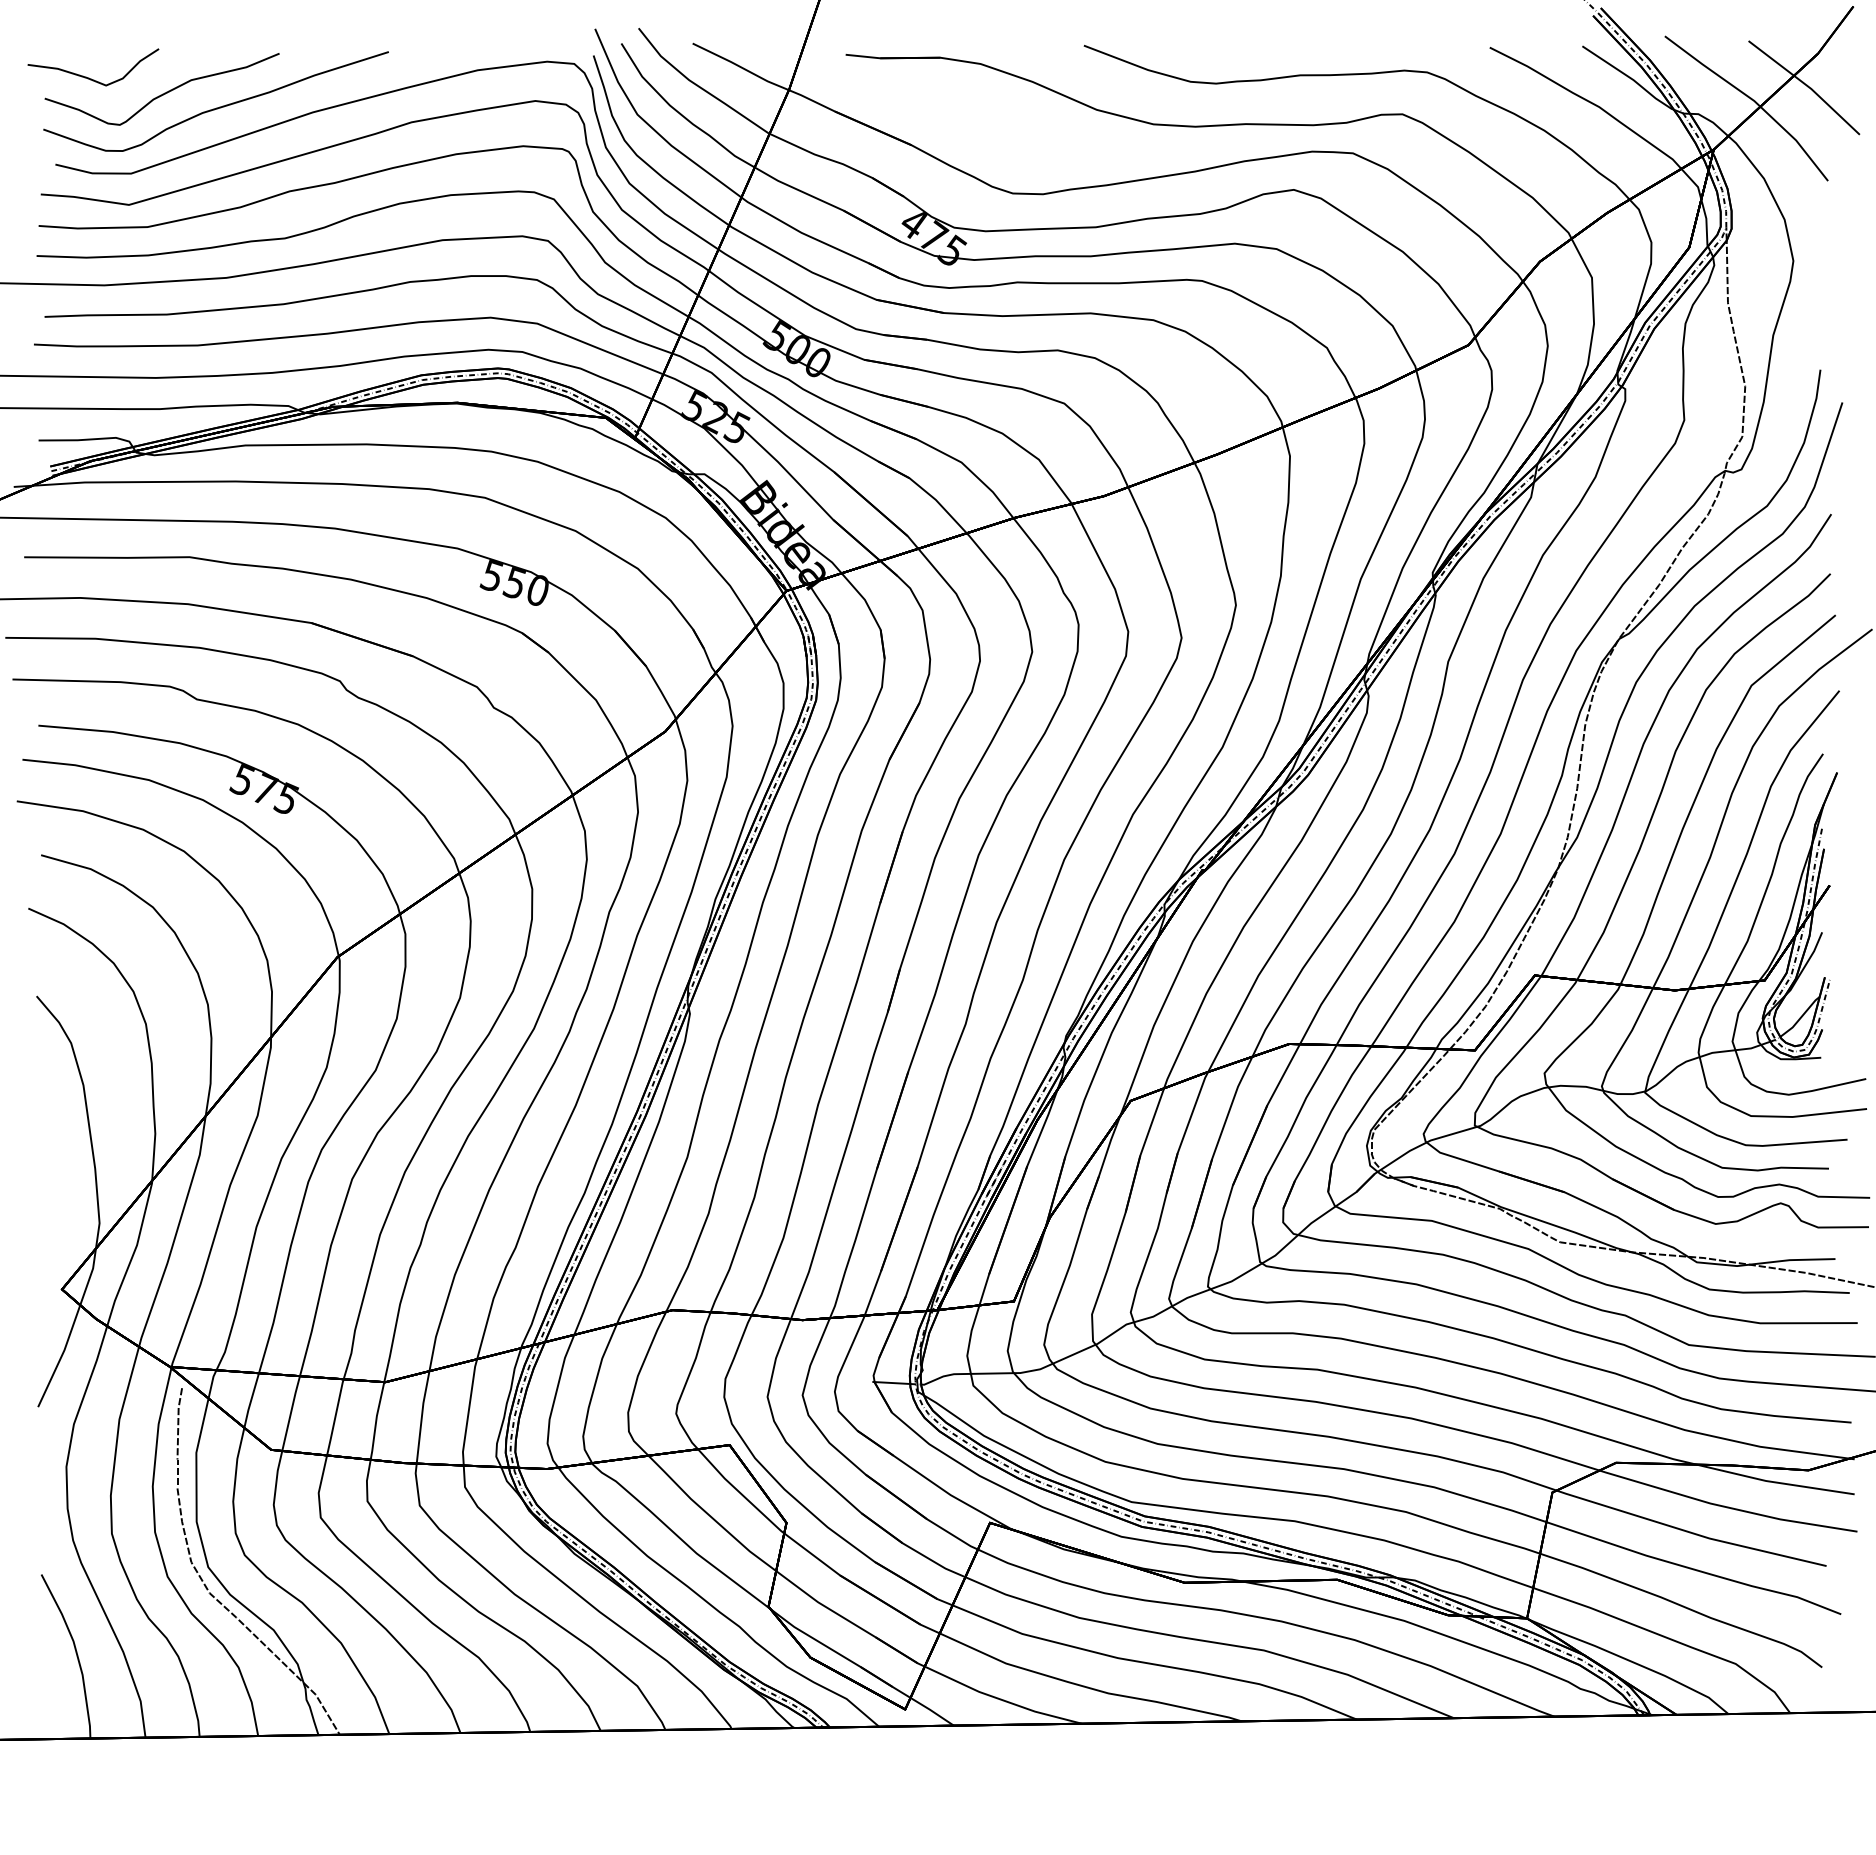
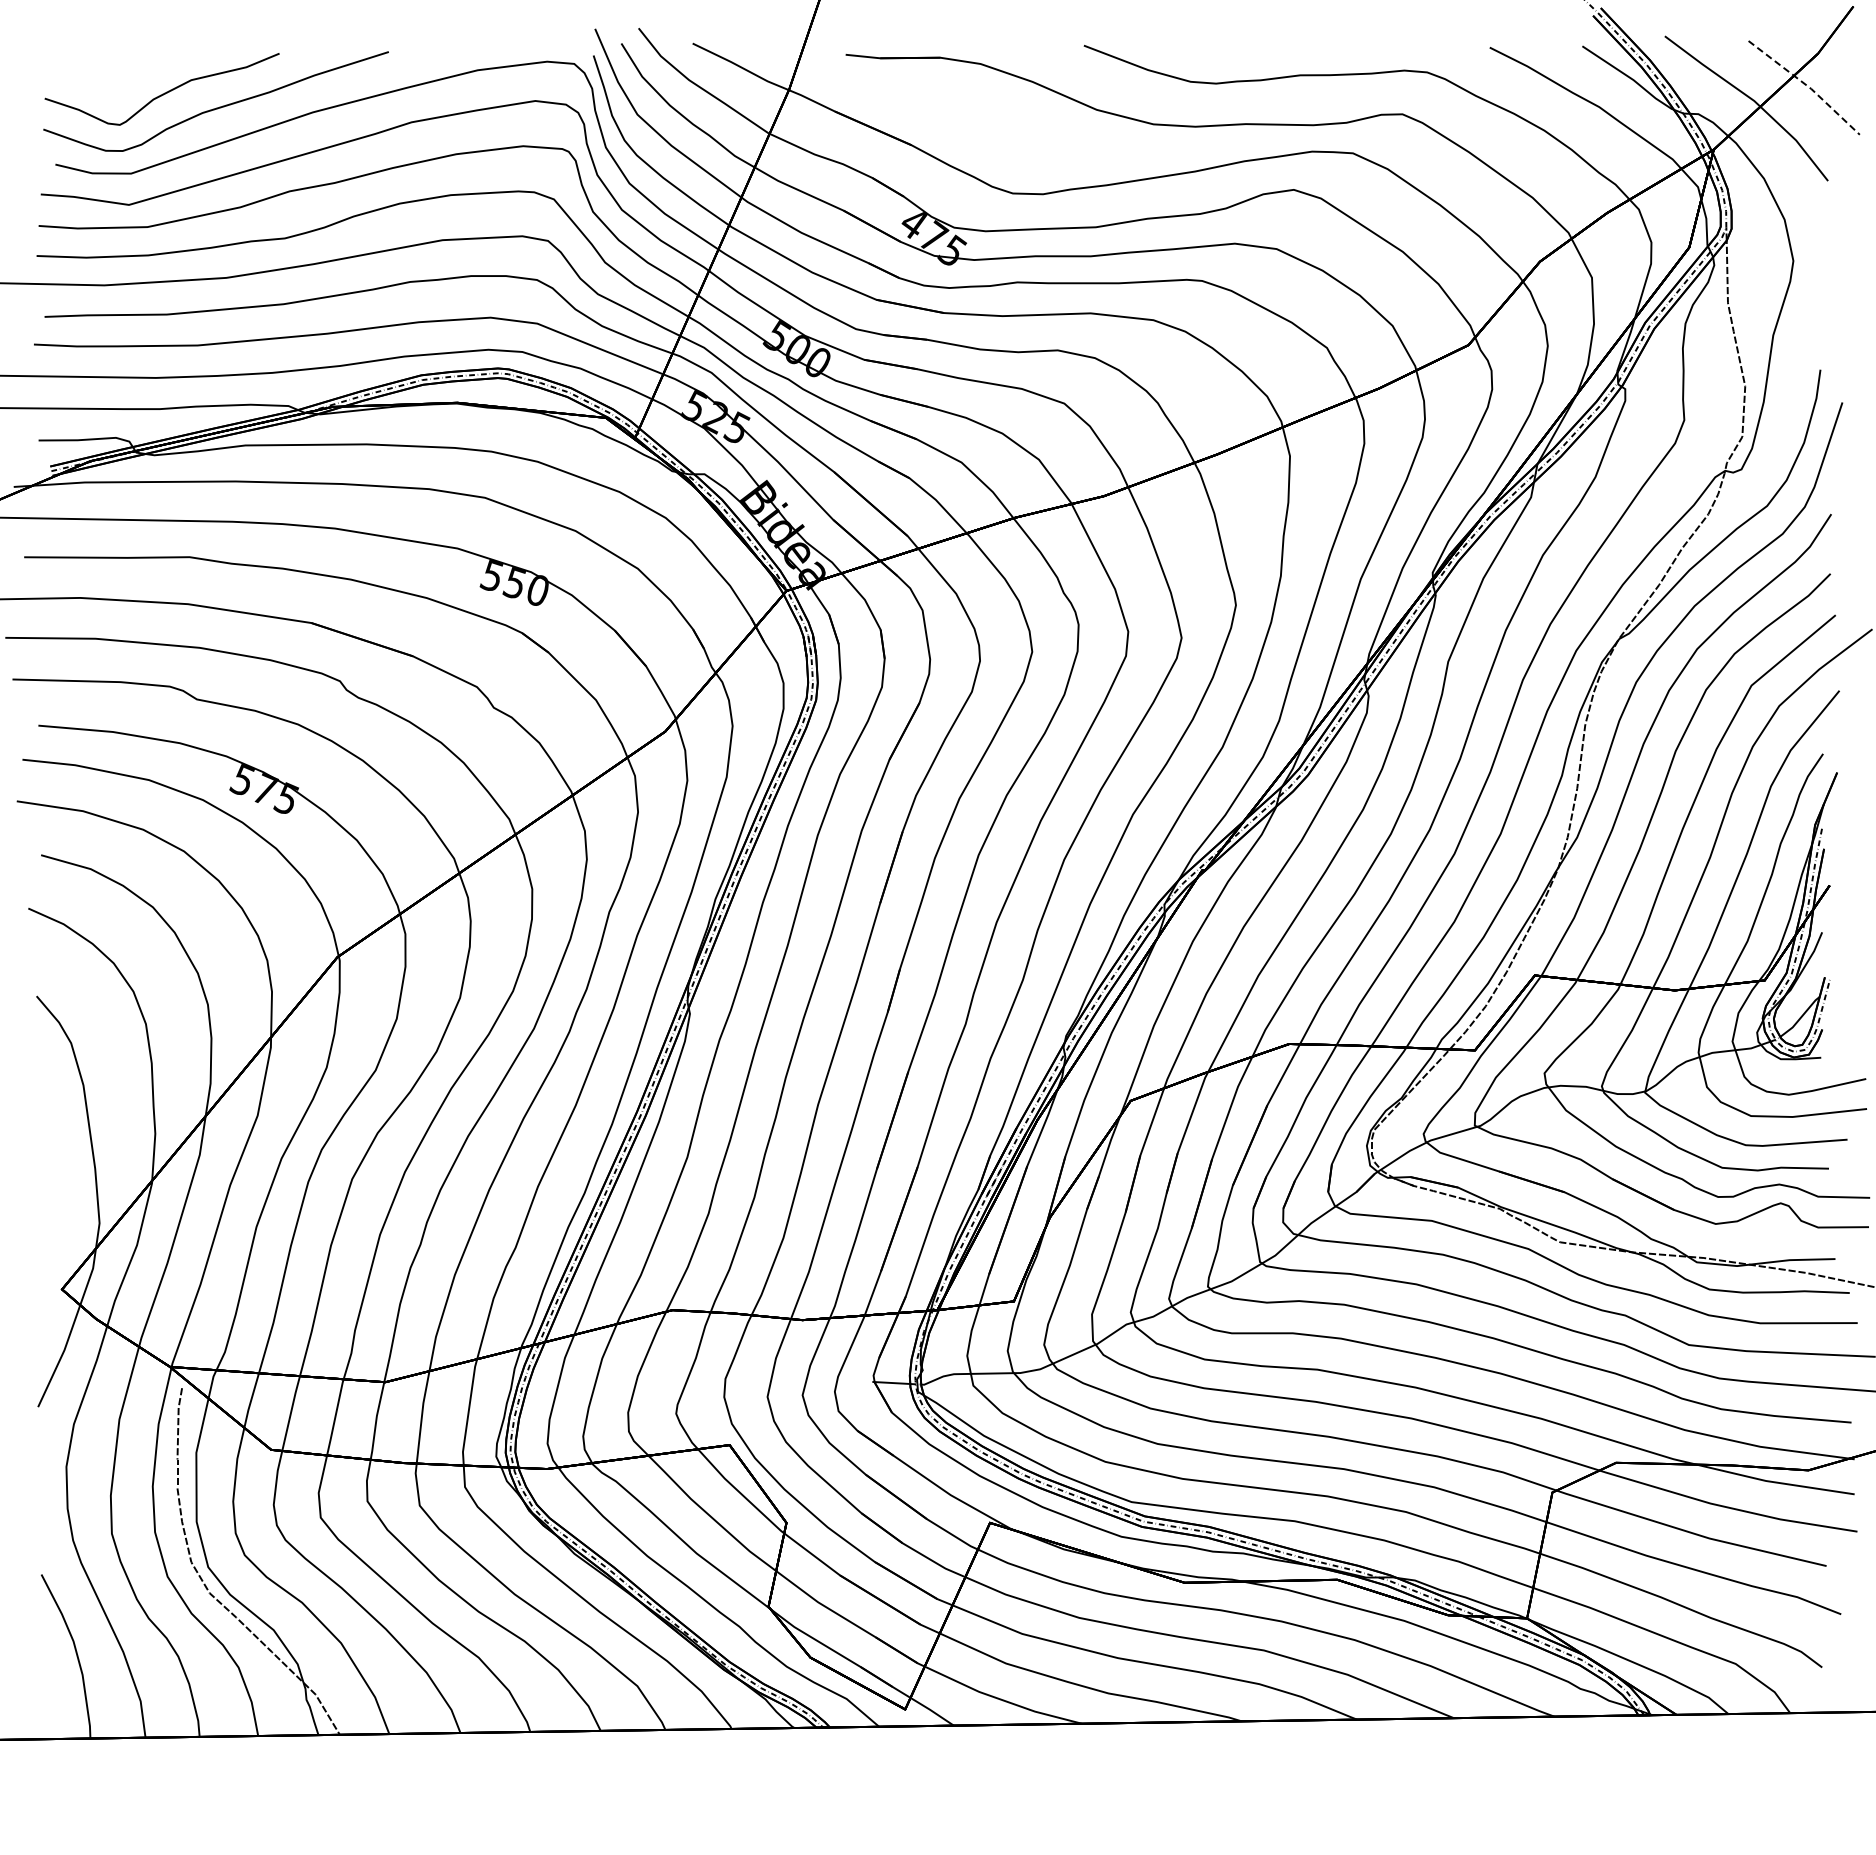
curve: present -> none (89, 77)
line: solid -> dashed (1807, 85)
